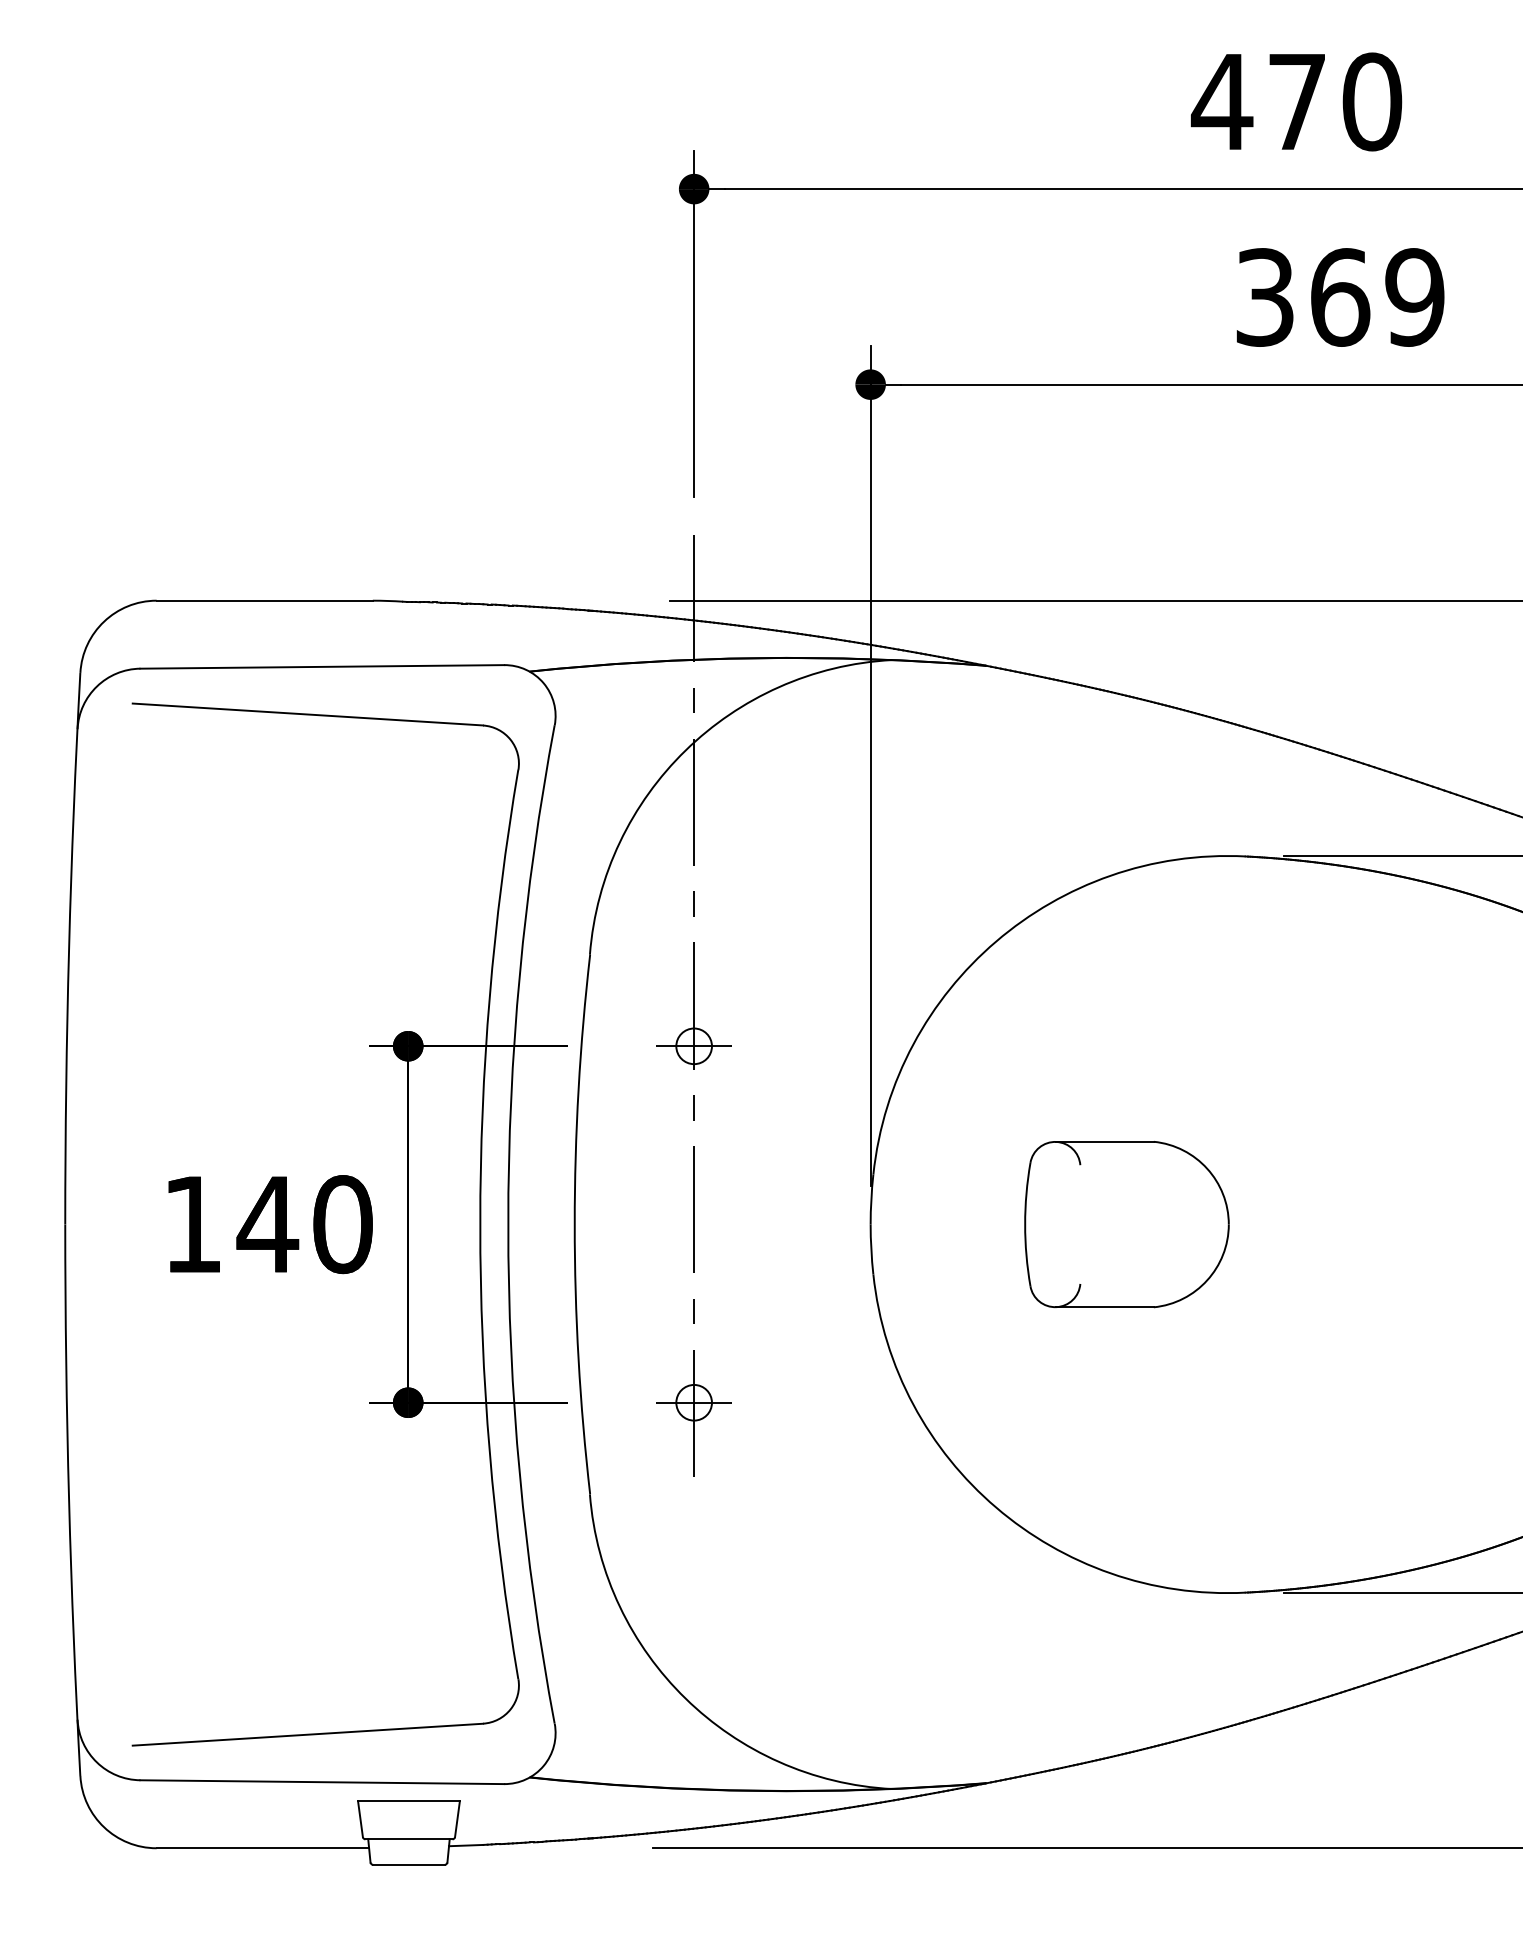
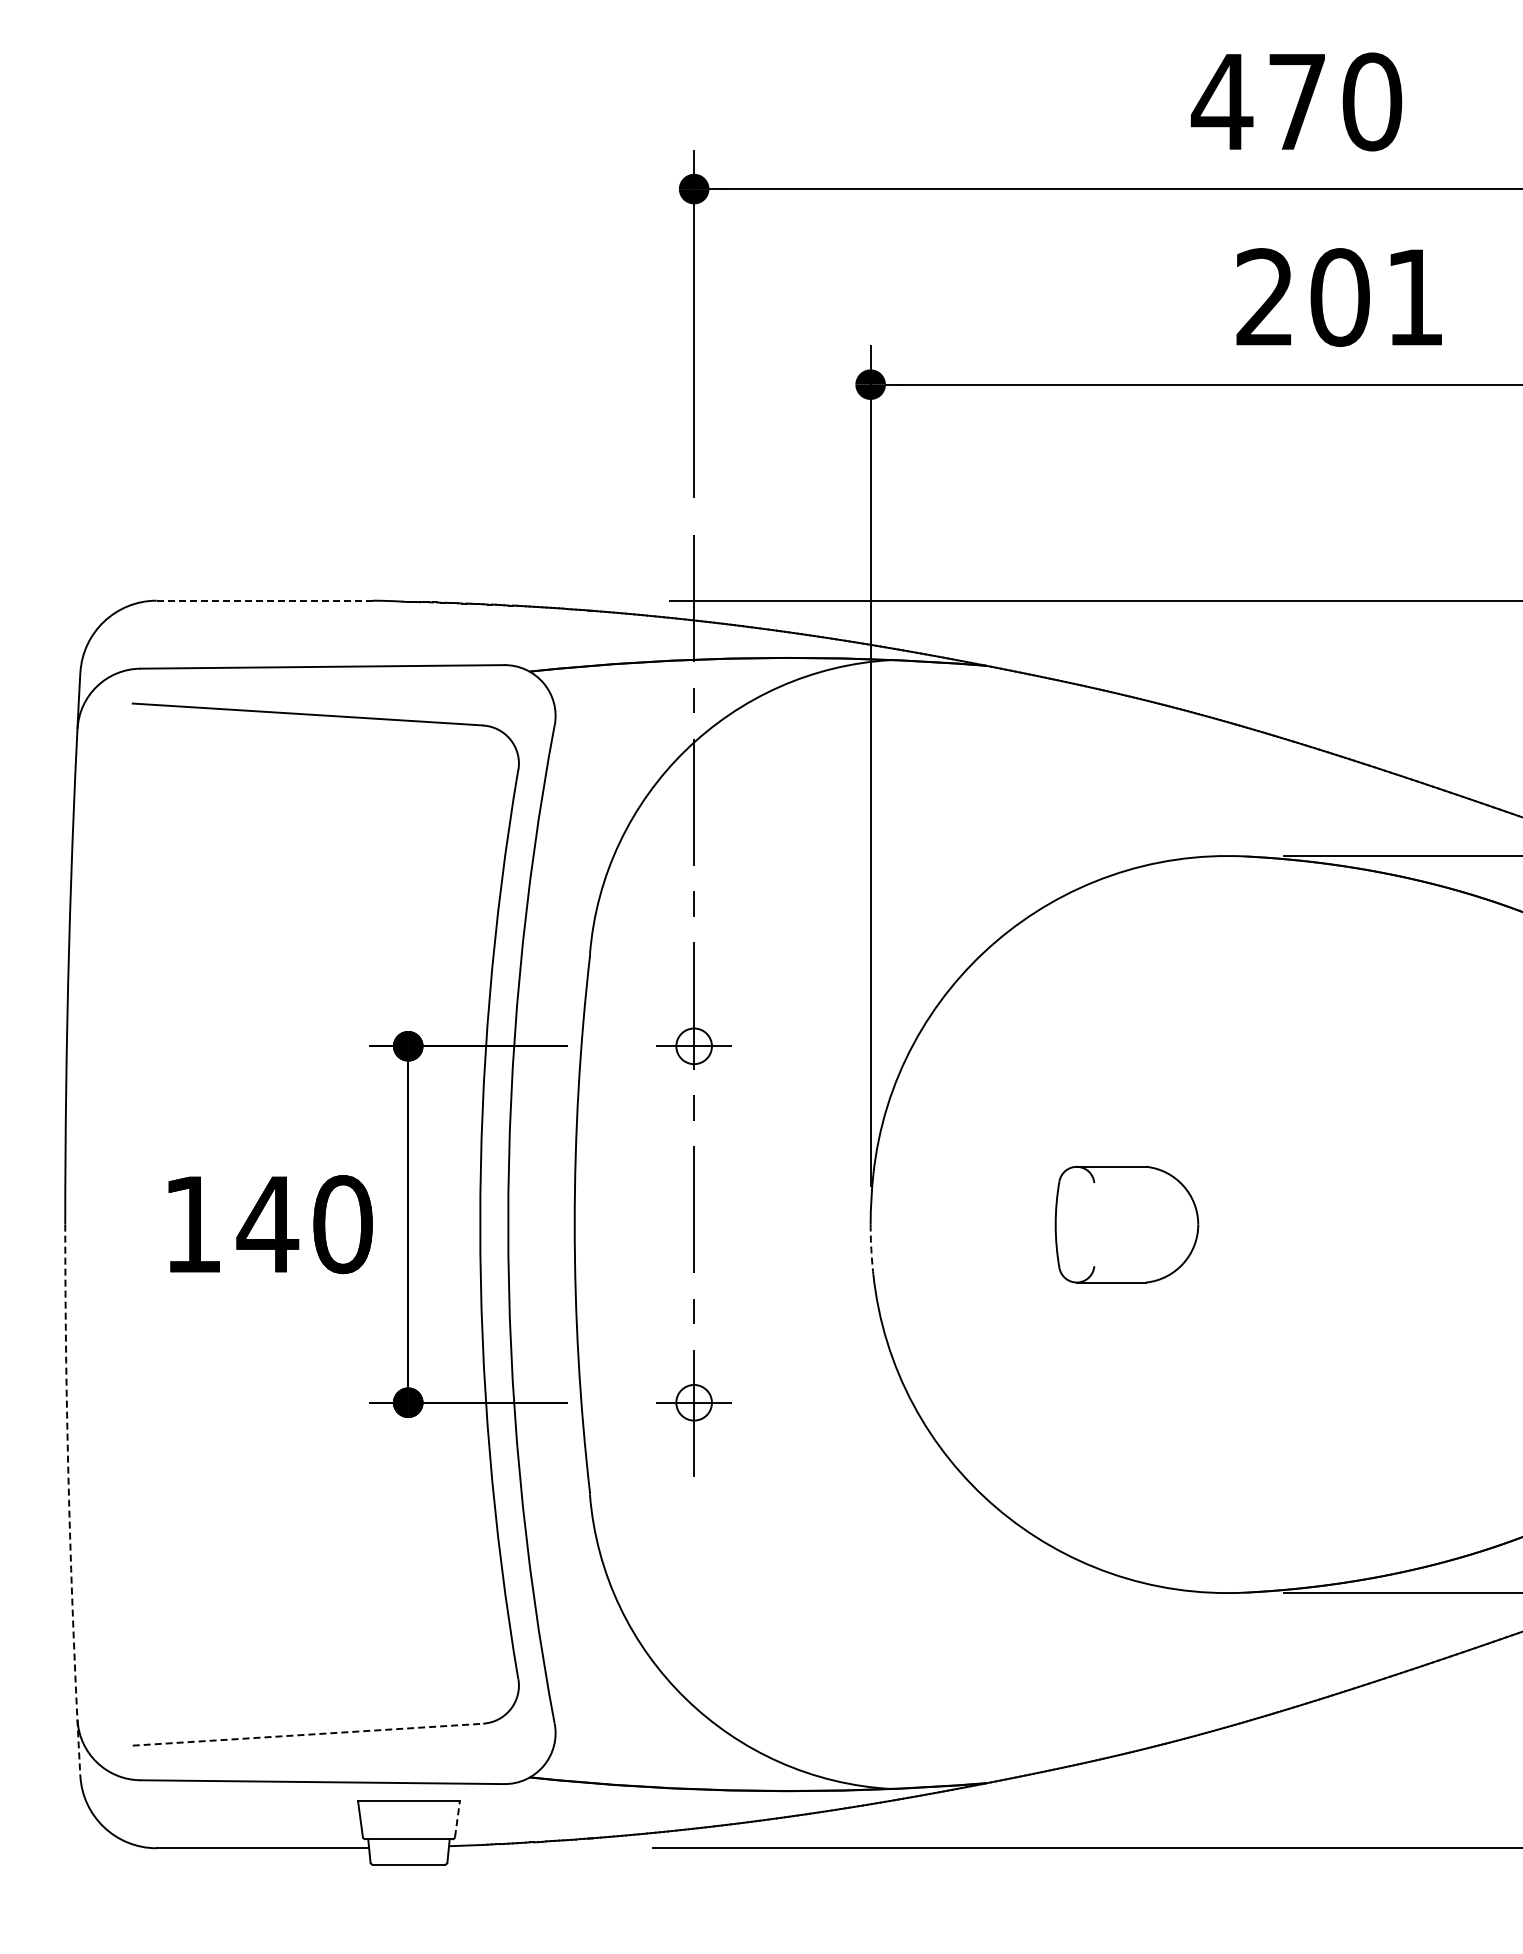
text: 369 -> 201 (1340, 297)
line: solid -> dashed (264, 600)
part size: 206x168 px -> 146x119 px (1126, 1224)
arc: solid -> dashed (871, 1249)
arc: solid -> dashed (69, 1500)
line: solid -> dashed (307, 1734)
line: solid -> dashed (457, 1818)
